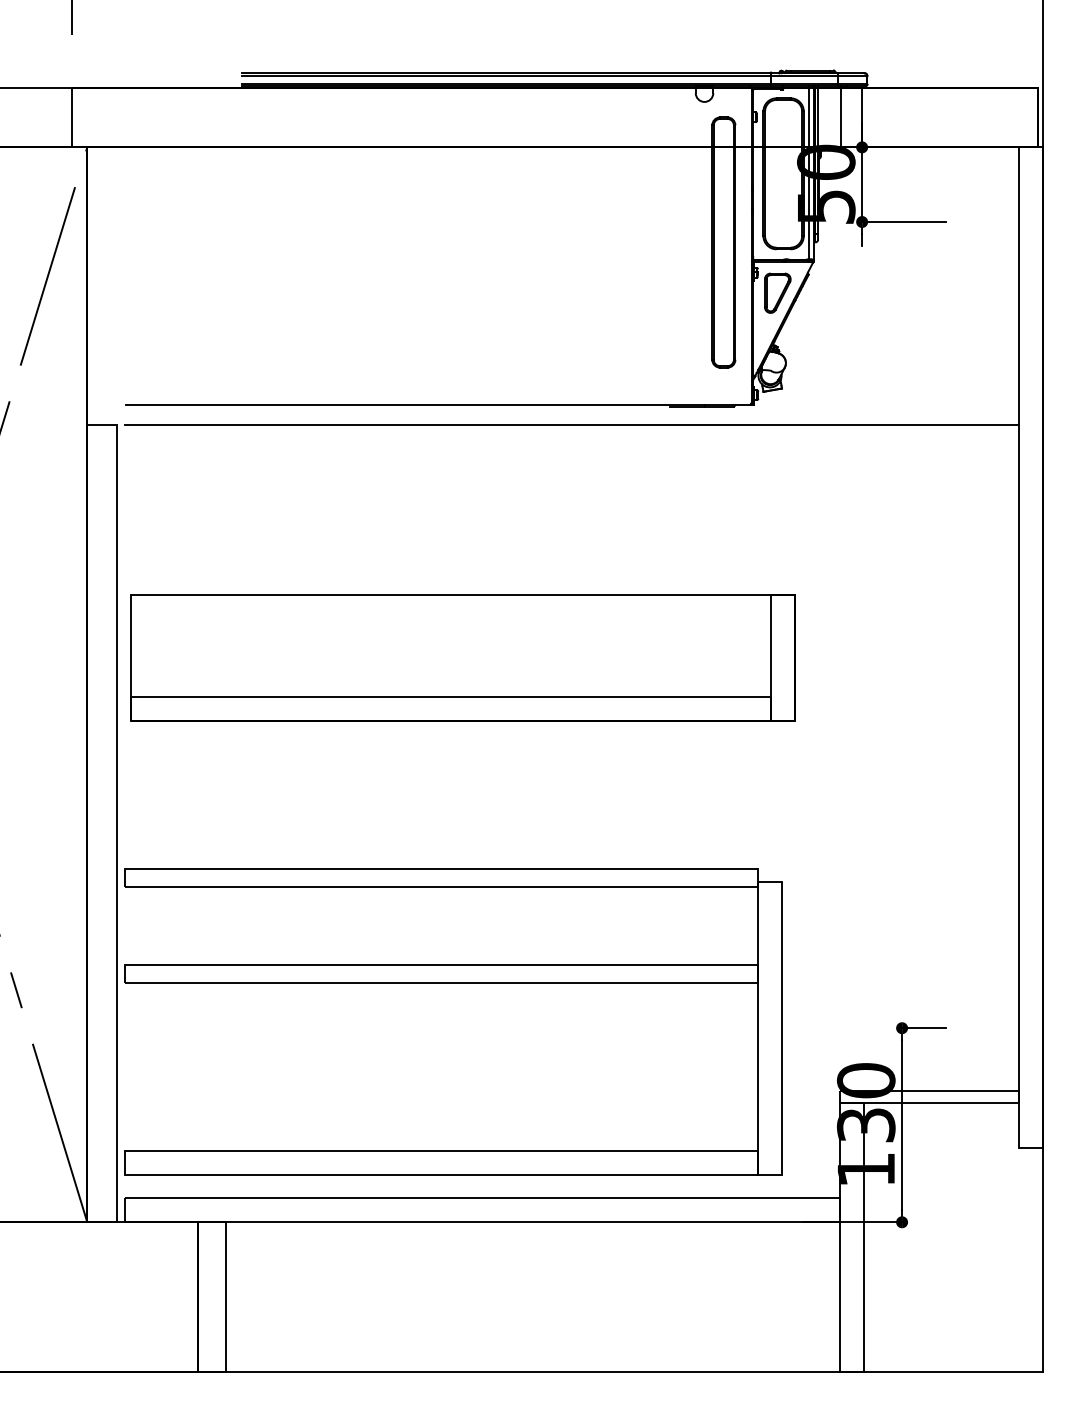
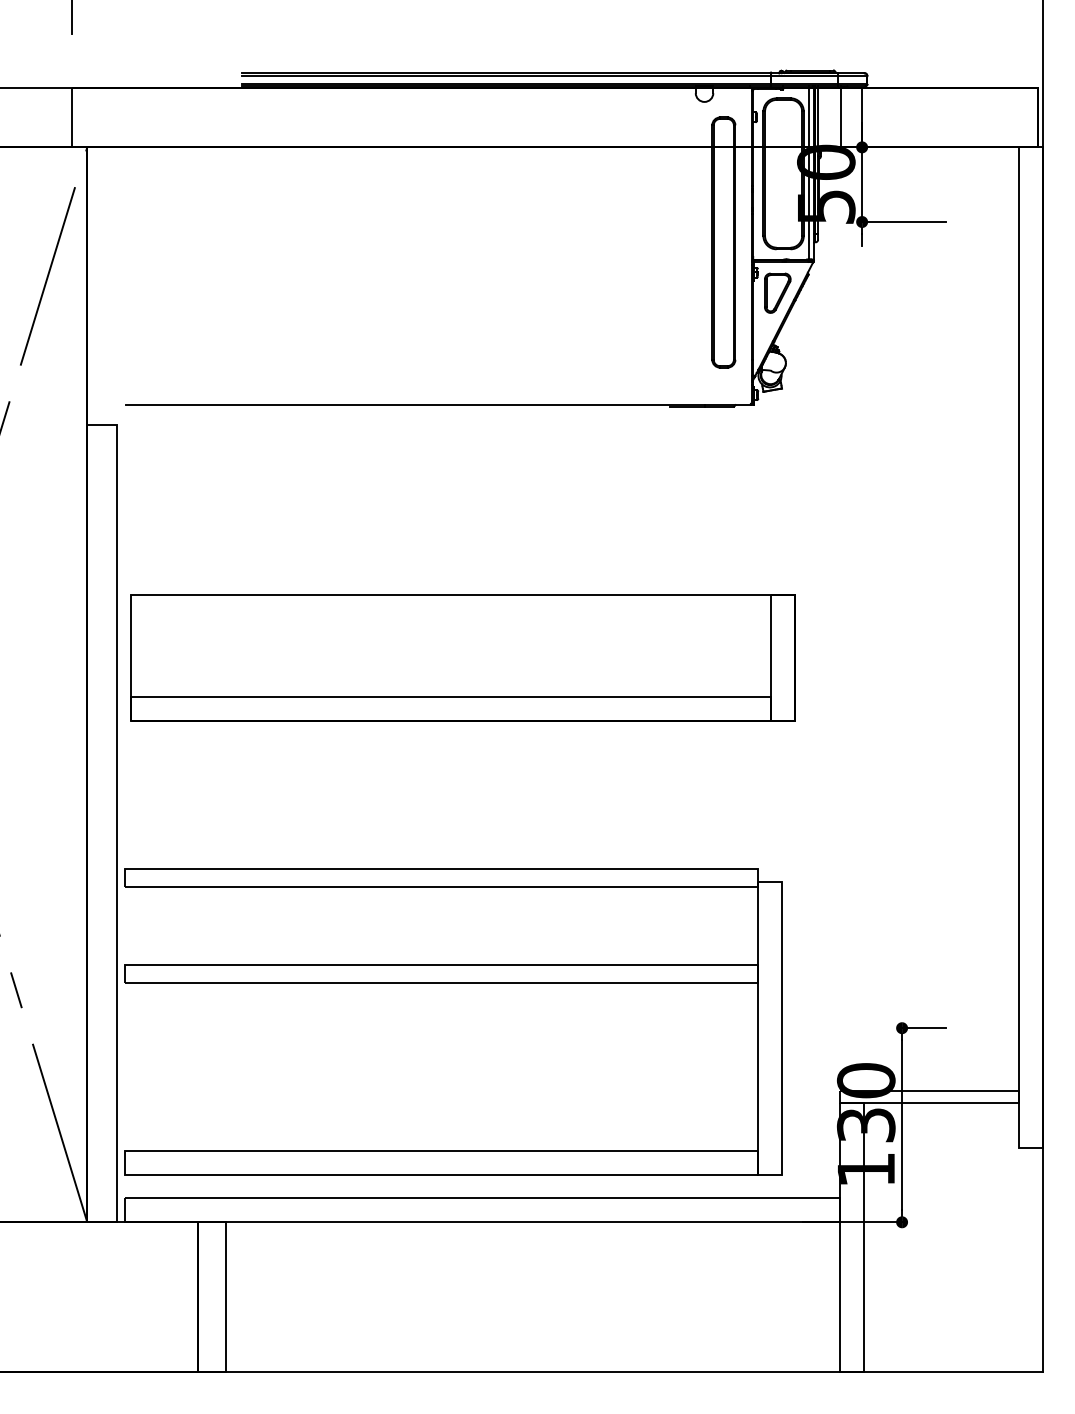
line: present -> none (571, 425)
